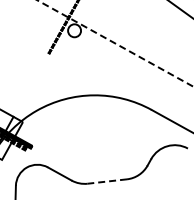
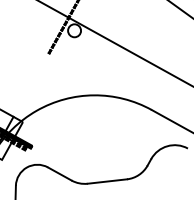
line: dashed -> solid (115, 43)
line: dashed -> solid (107, 181)
